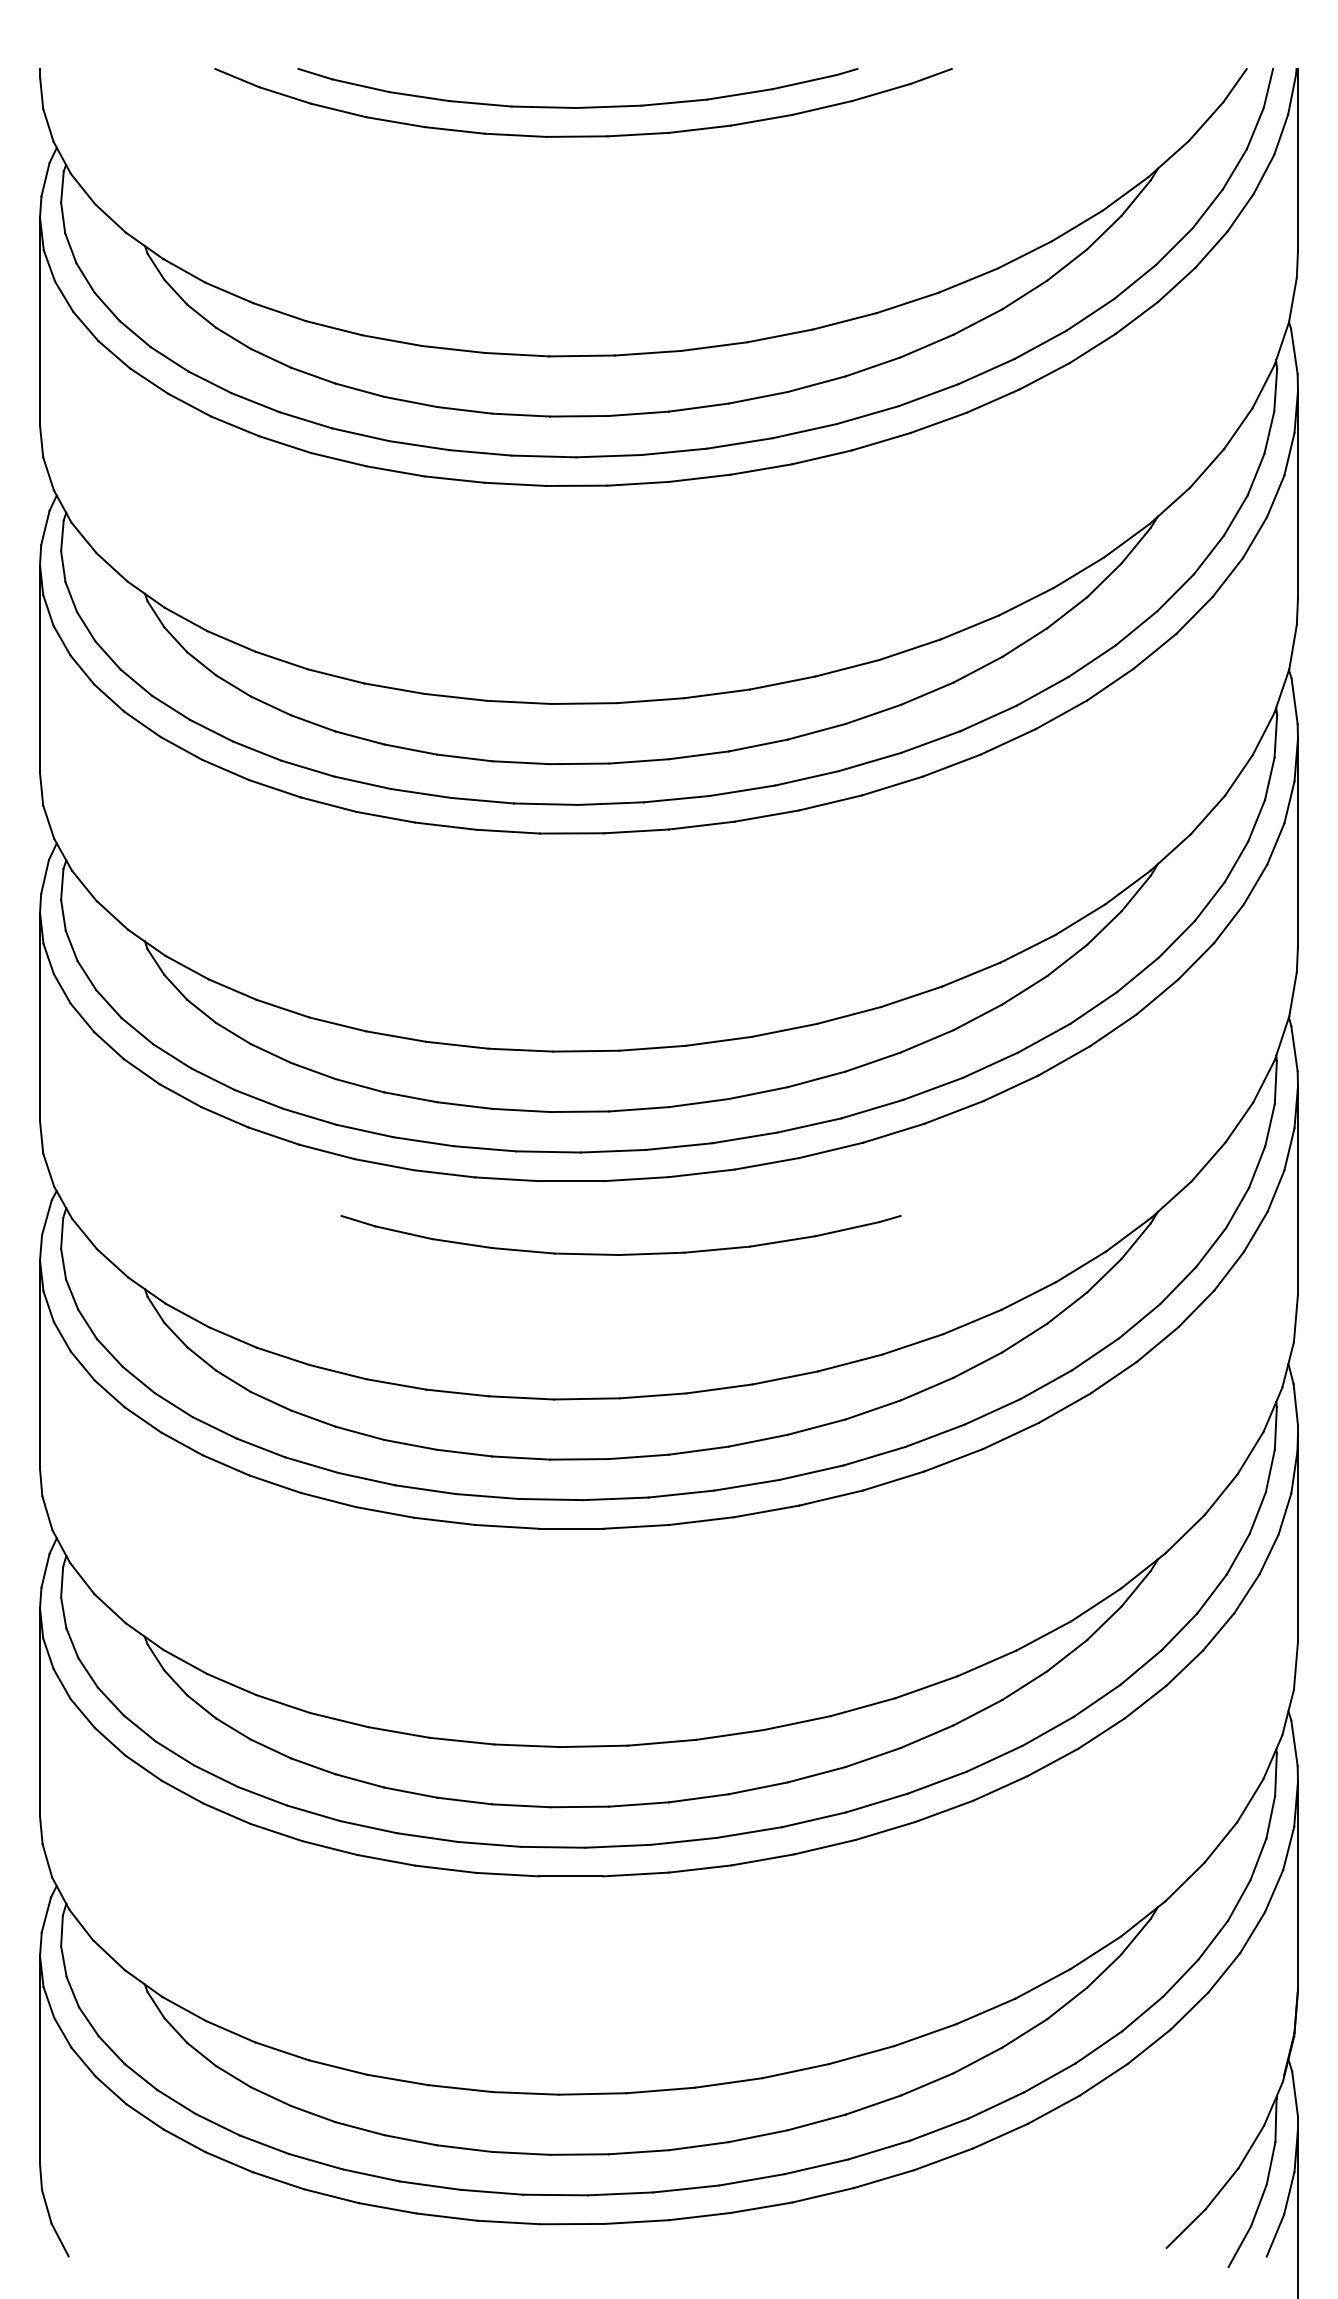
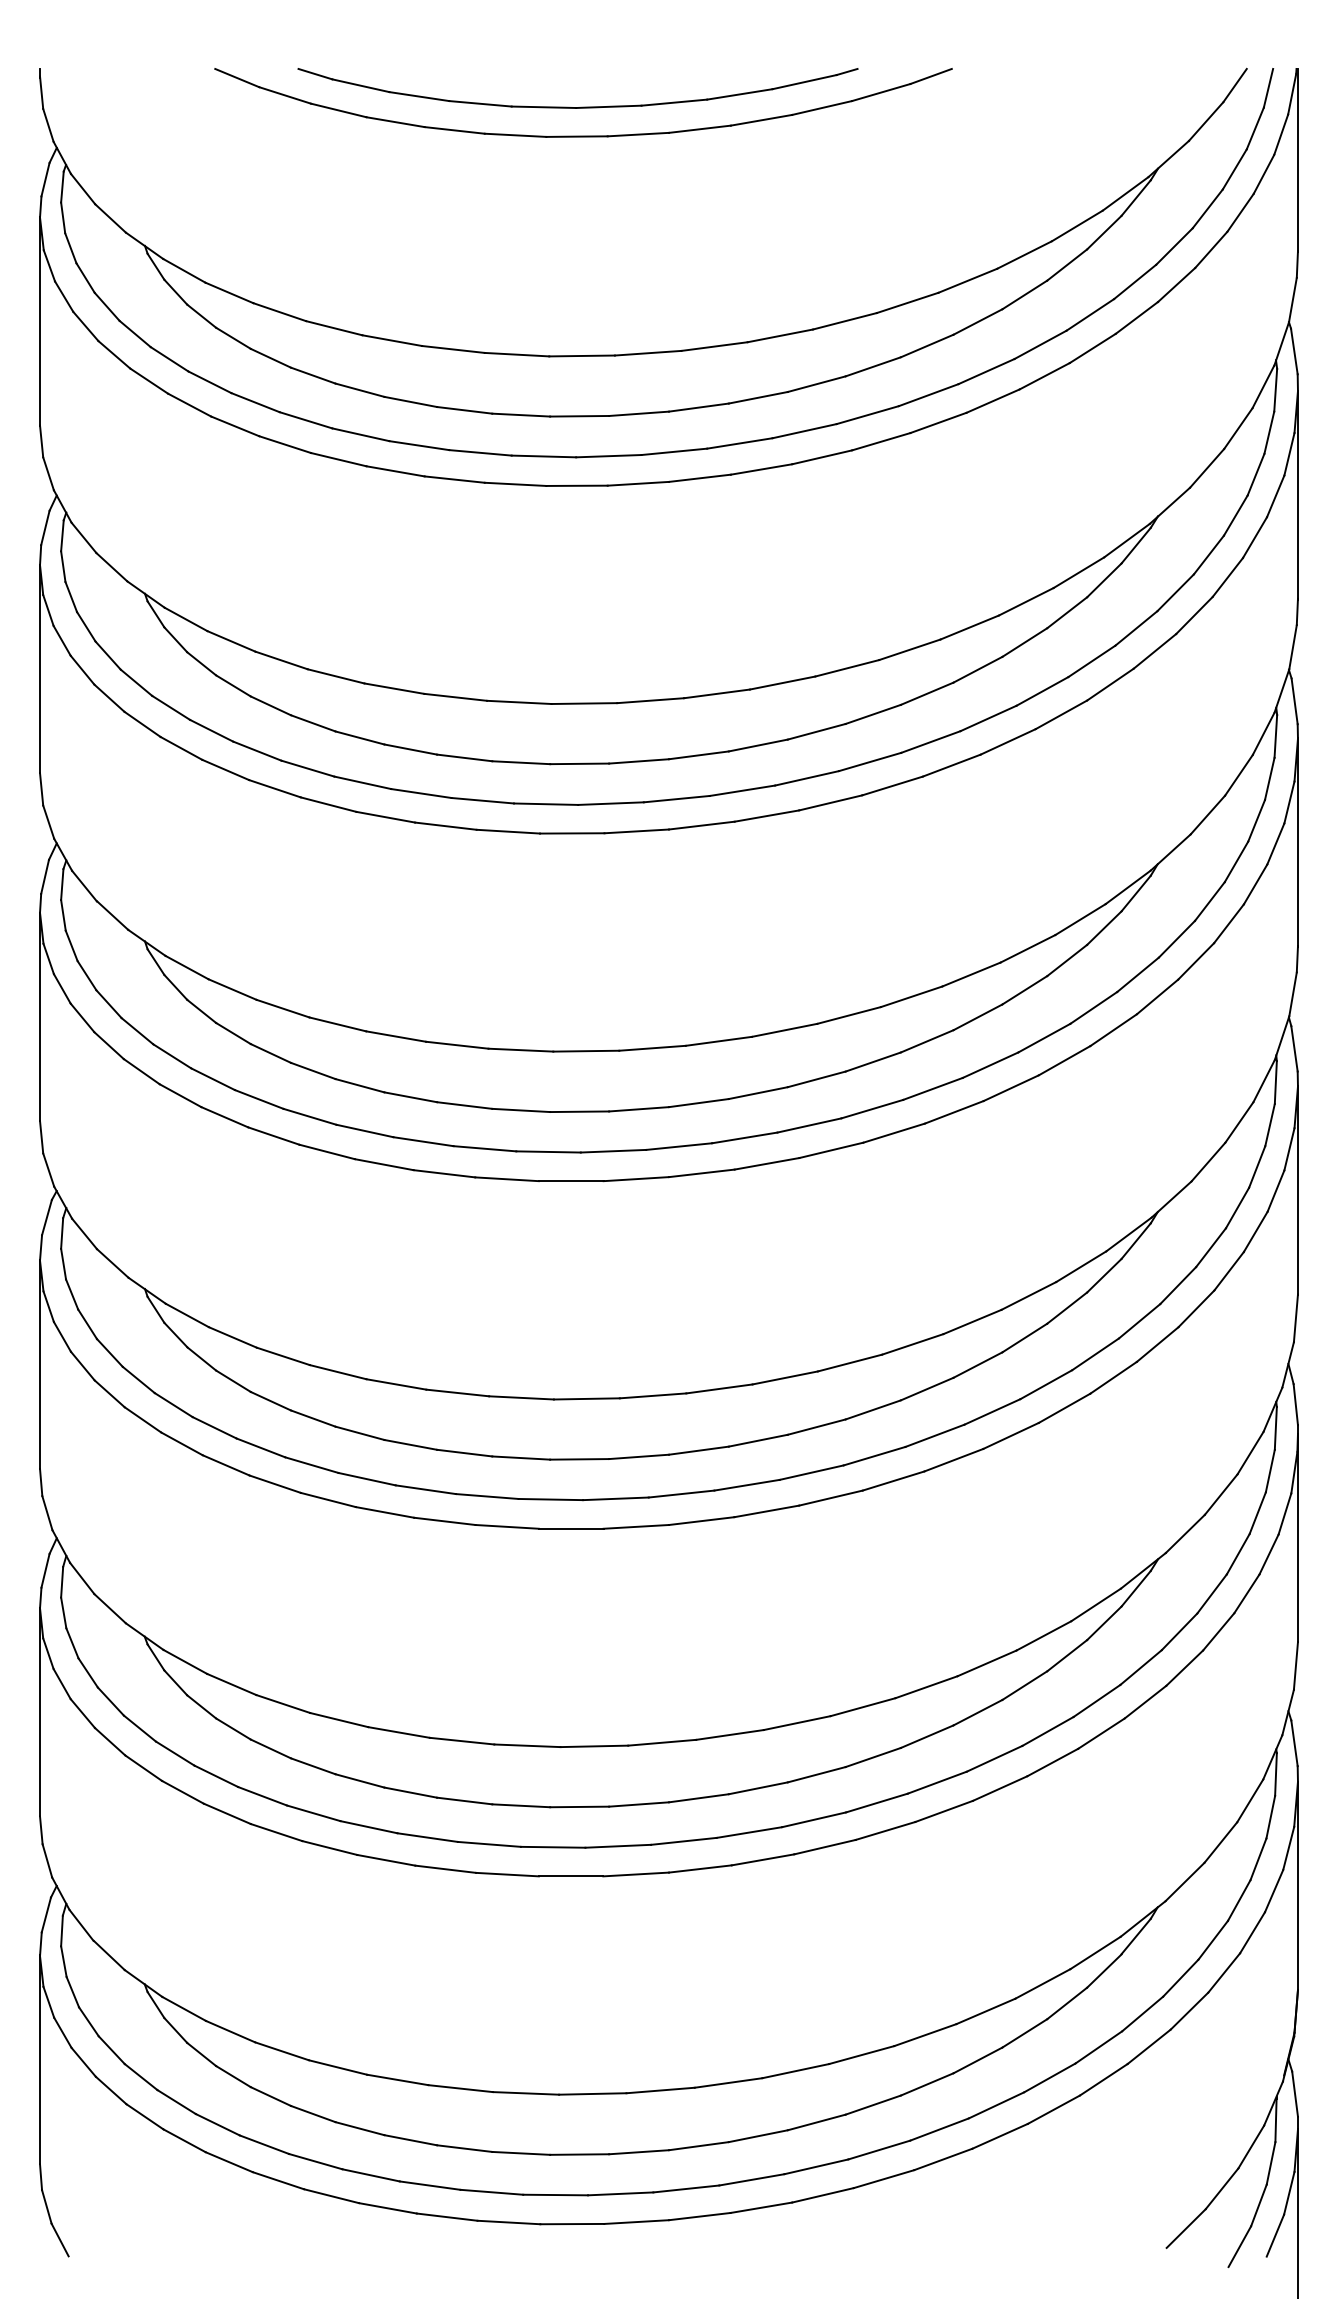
part: present -> none (624, 1253)
